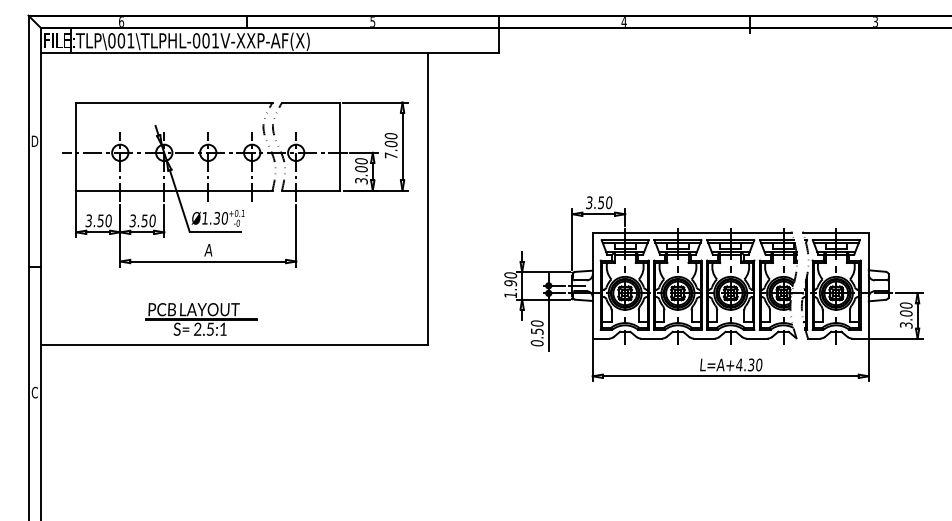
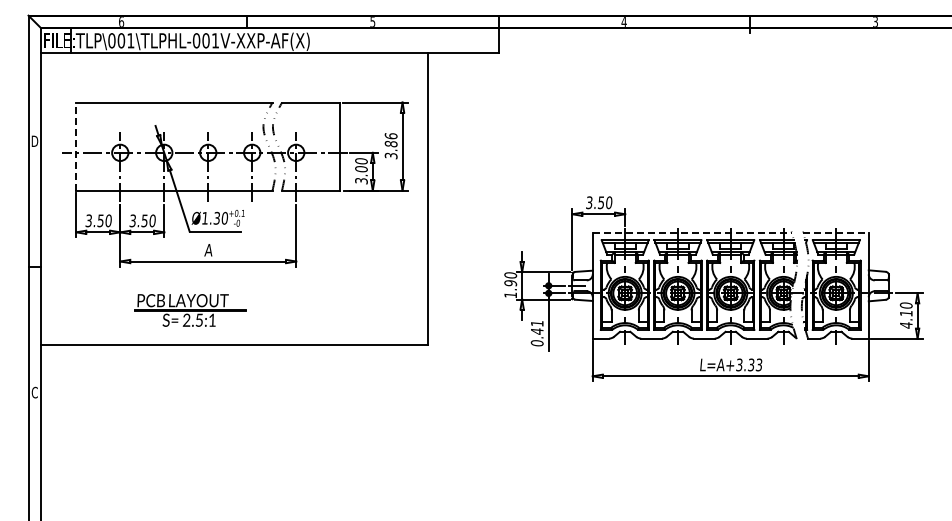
line: solid -> dashed (76, 146)
text: 7.00 -> 3.86 (390, 146)
line: solid -> dashed (692, 233)
line: solid -> dashed (836, 233)
part position: (201, 319) -> (190, 310) (190, 310)
text: 3.00 -> 4.10 (905, 319)
text: 0.50 -> 0.41 (536, 327)
text: L=A+4.30 -> L=A+3.33 (749, 364)
